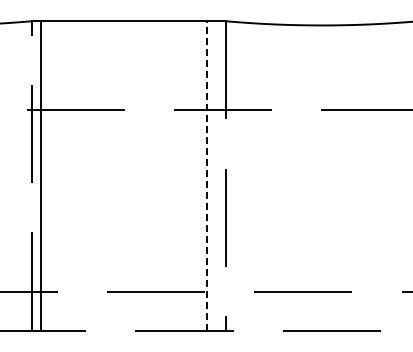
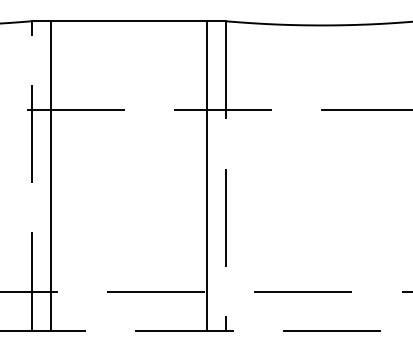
line position: (41, 175) -> (51, 175) (51, 175)
line: dashed -> solid (206, 175)
